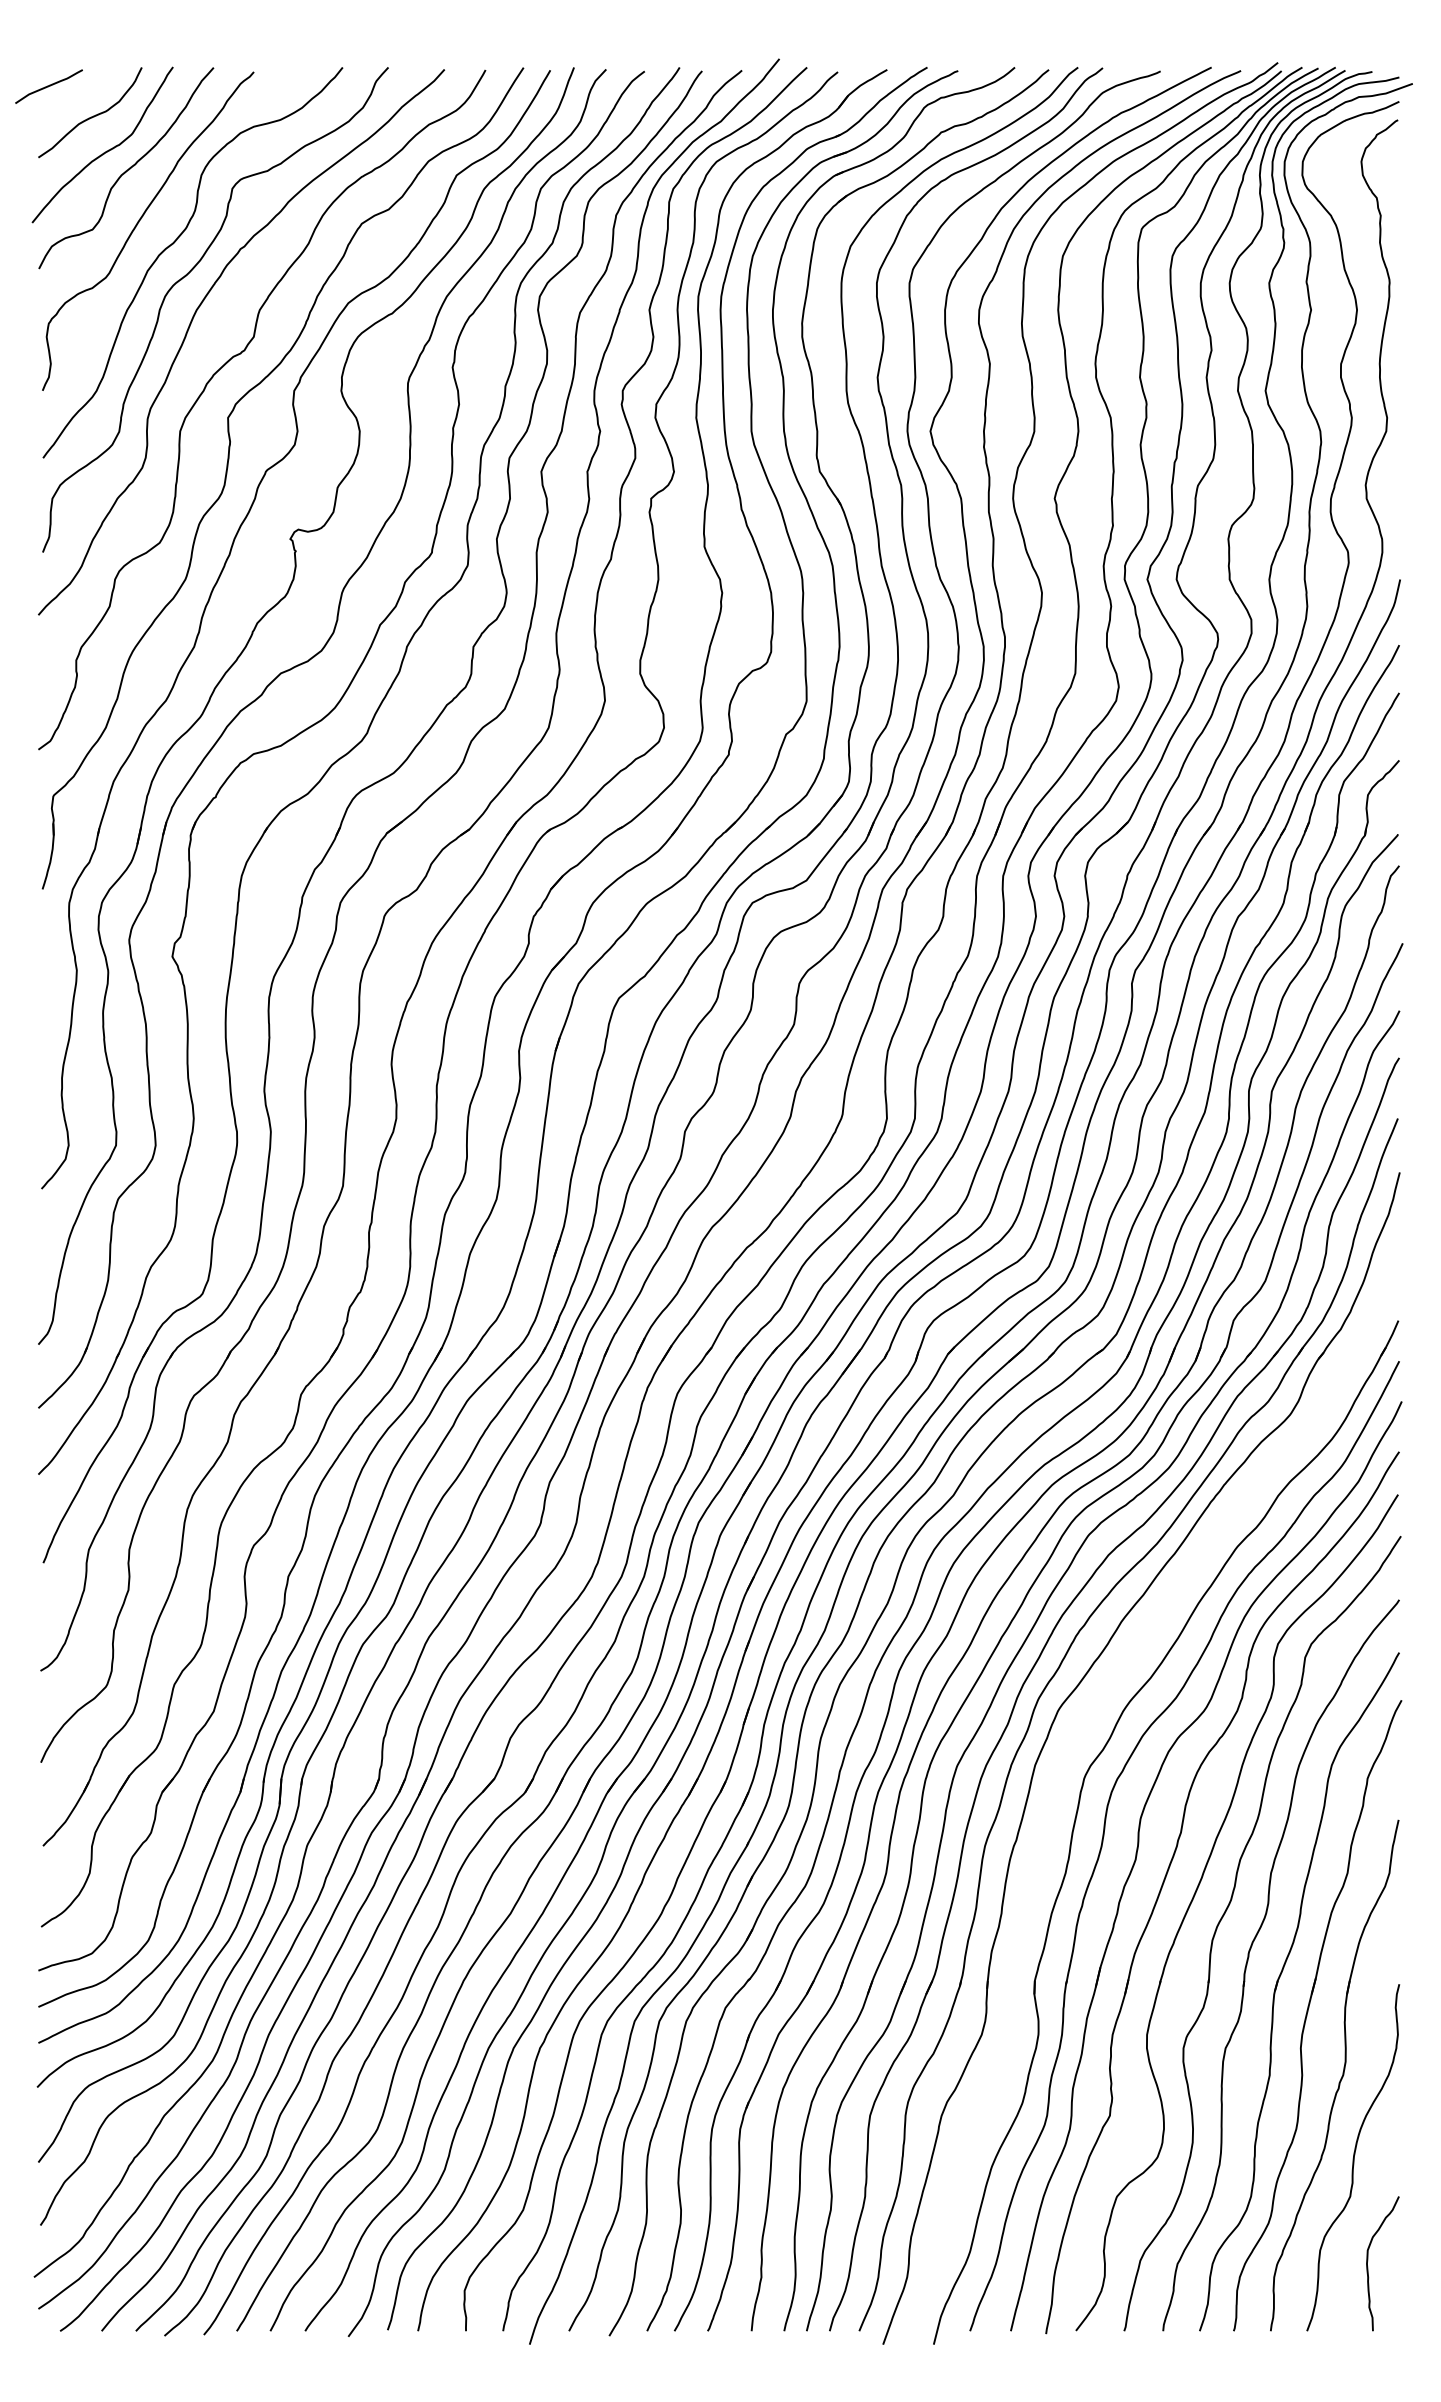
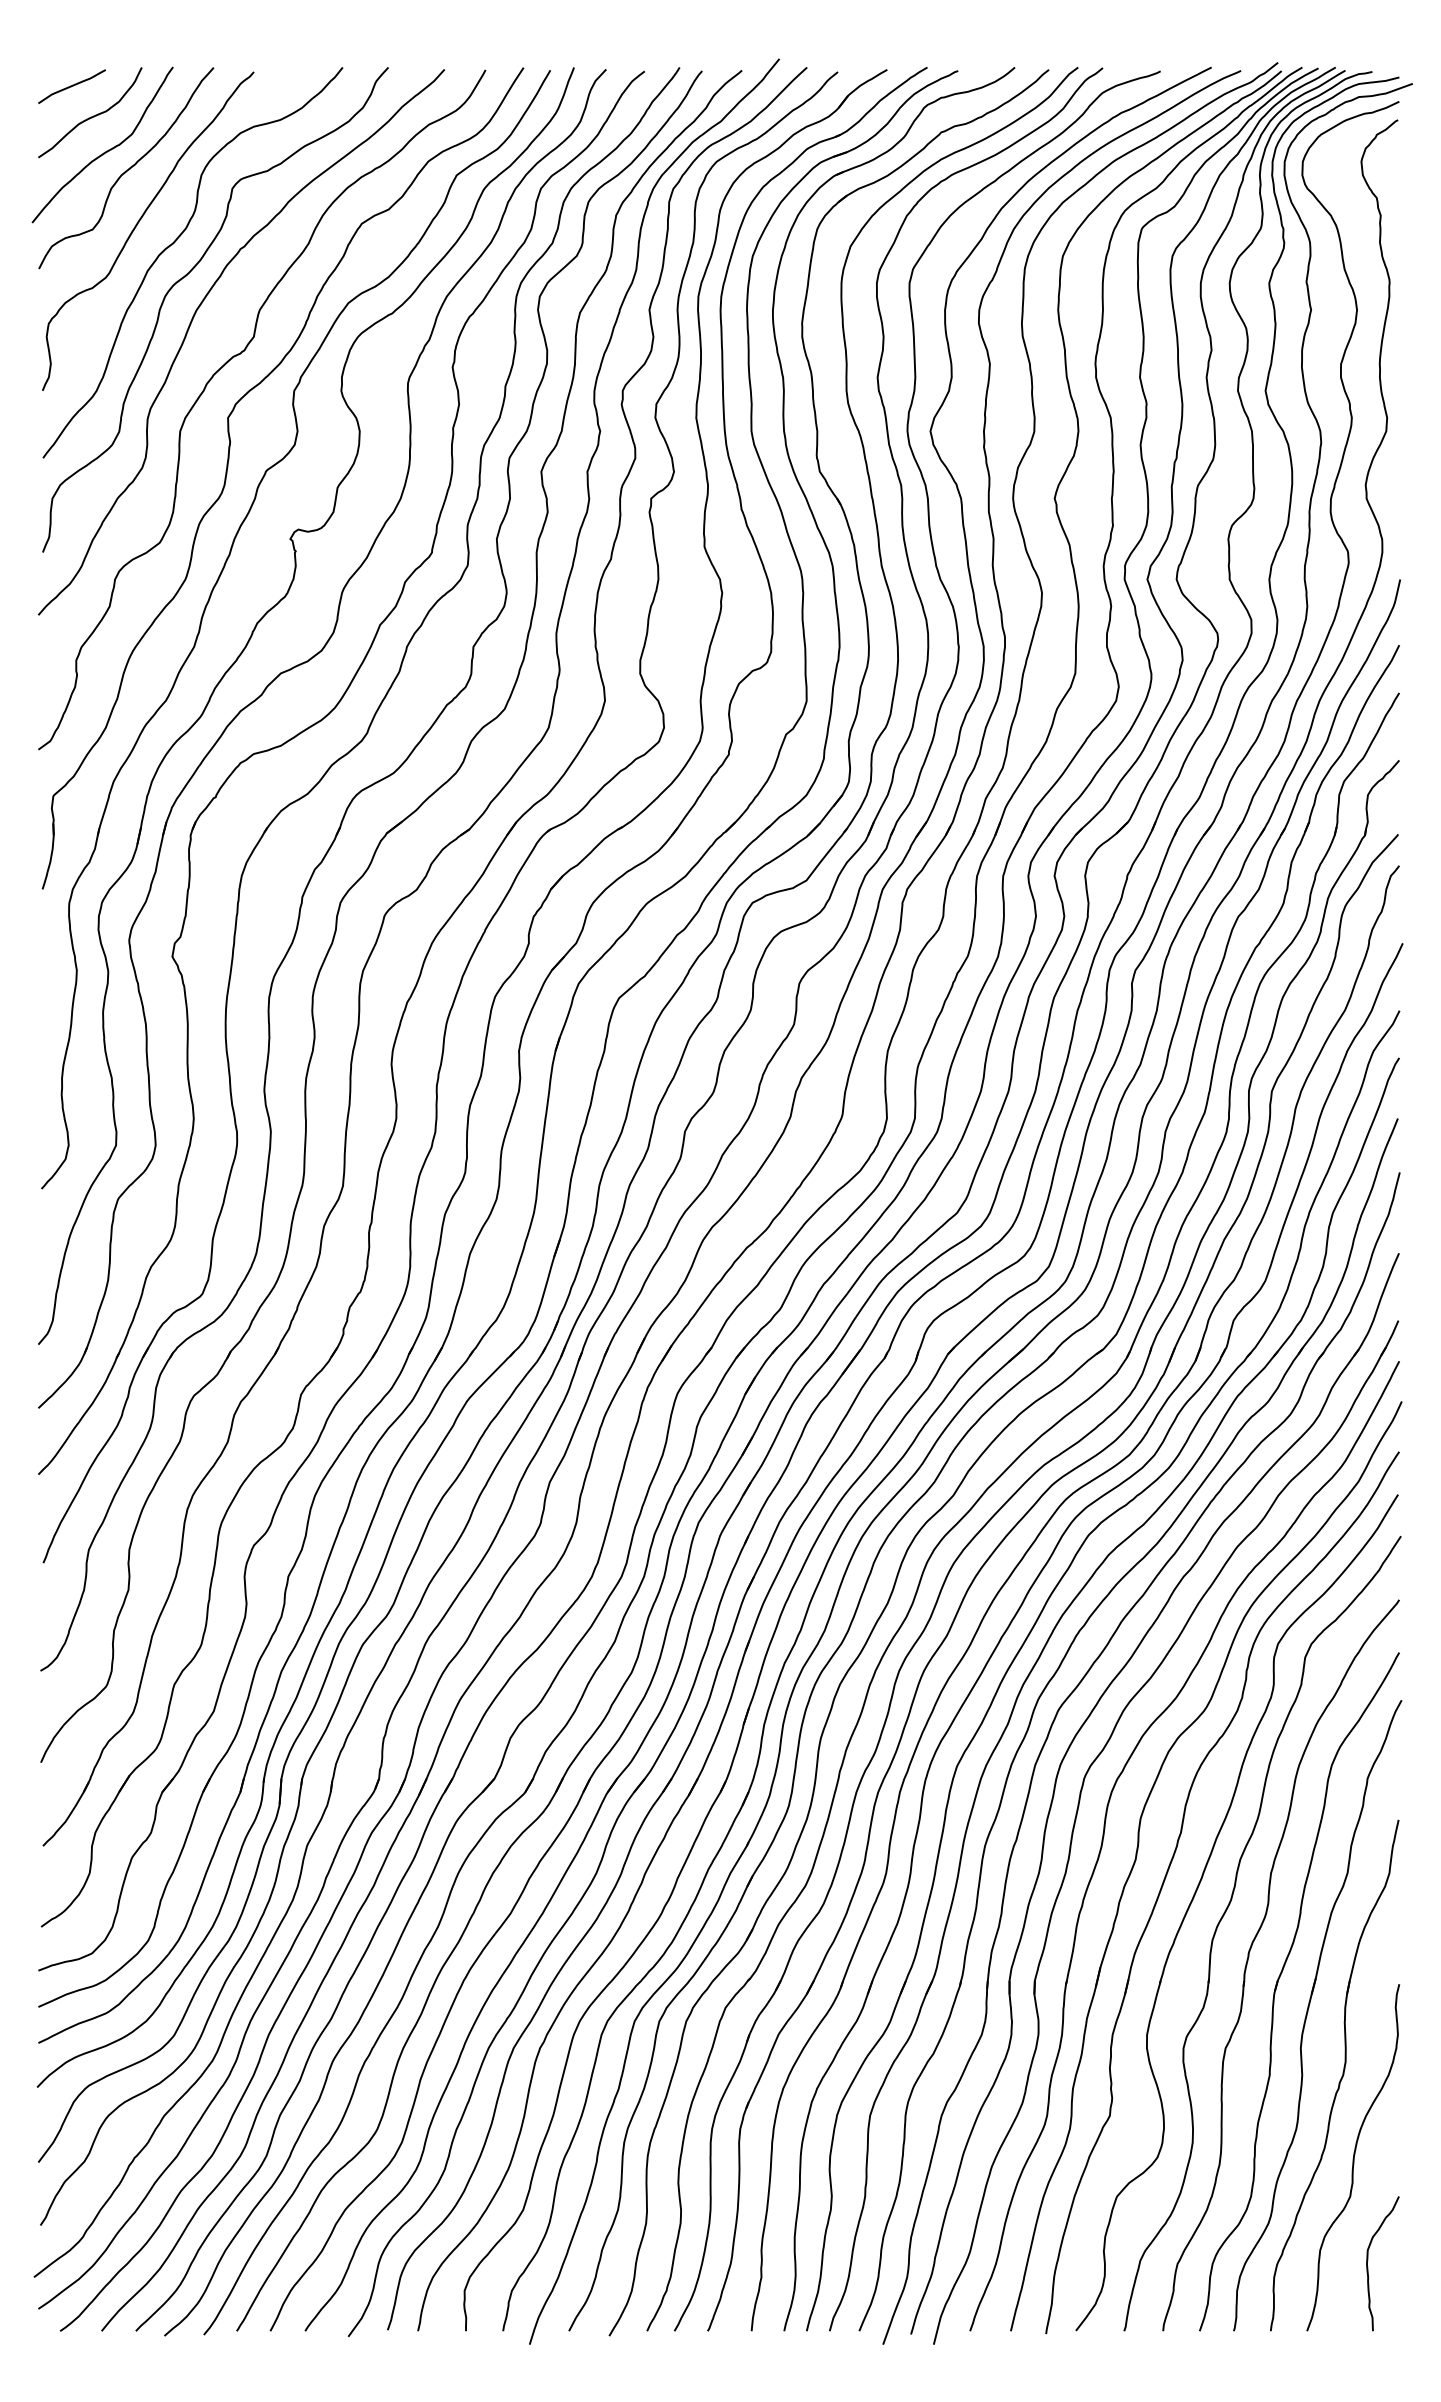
curve position: (48, 86) -> (71, 86) (71, 86)
part: none -> present (1068, 1751)
